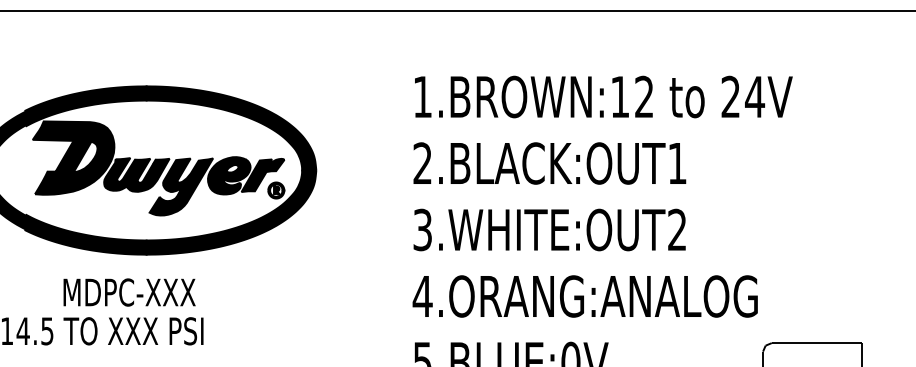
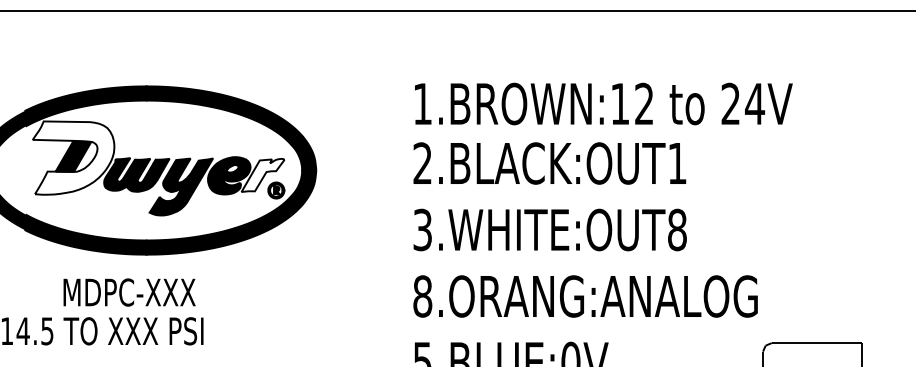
text position: (603, 96) -> (603, 103) (603, 103)
fill: present -> none (73, 157)
fill: present -> none (262, 175)
text: 3.WHITE:OUT2 -> 3.WHITE:OUT8 (677, 229)
text: 4.ORANG:ANALOG -> 8.ORANG:ANALOG (422, 296)
